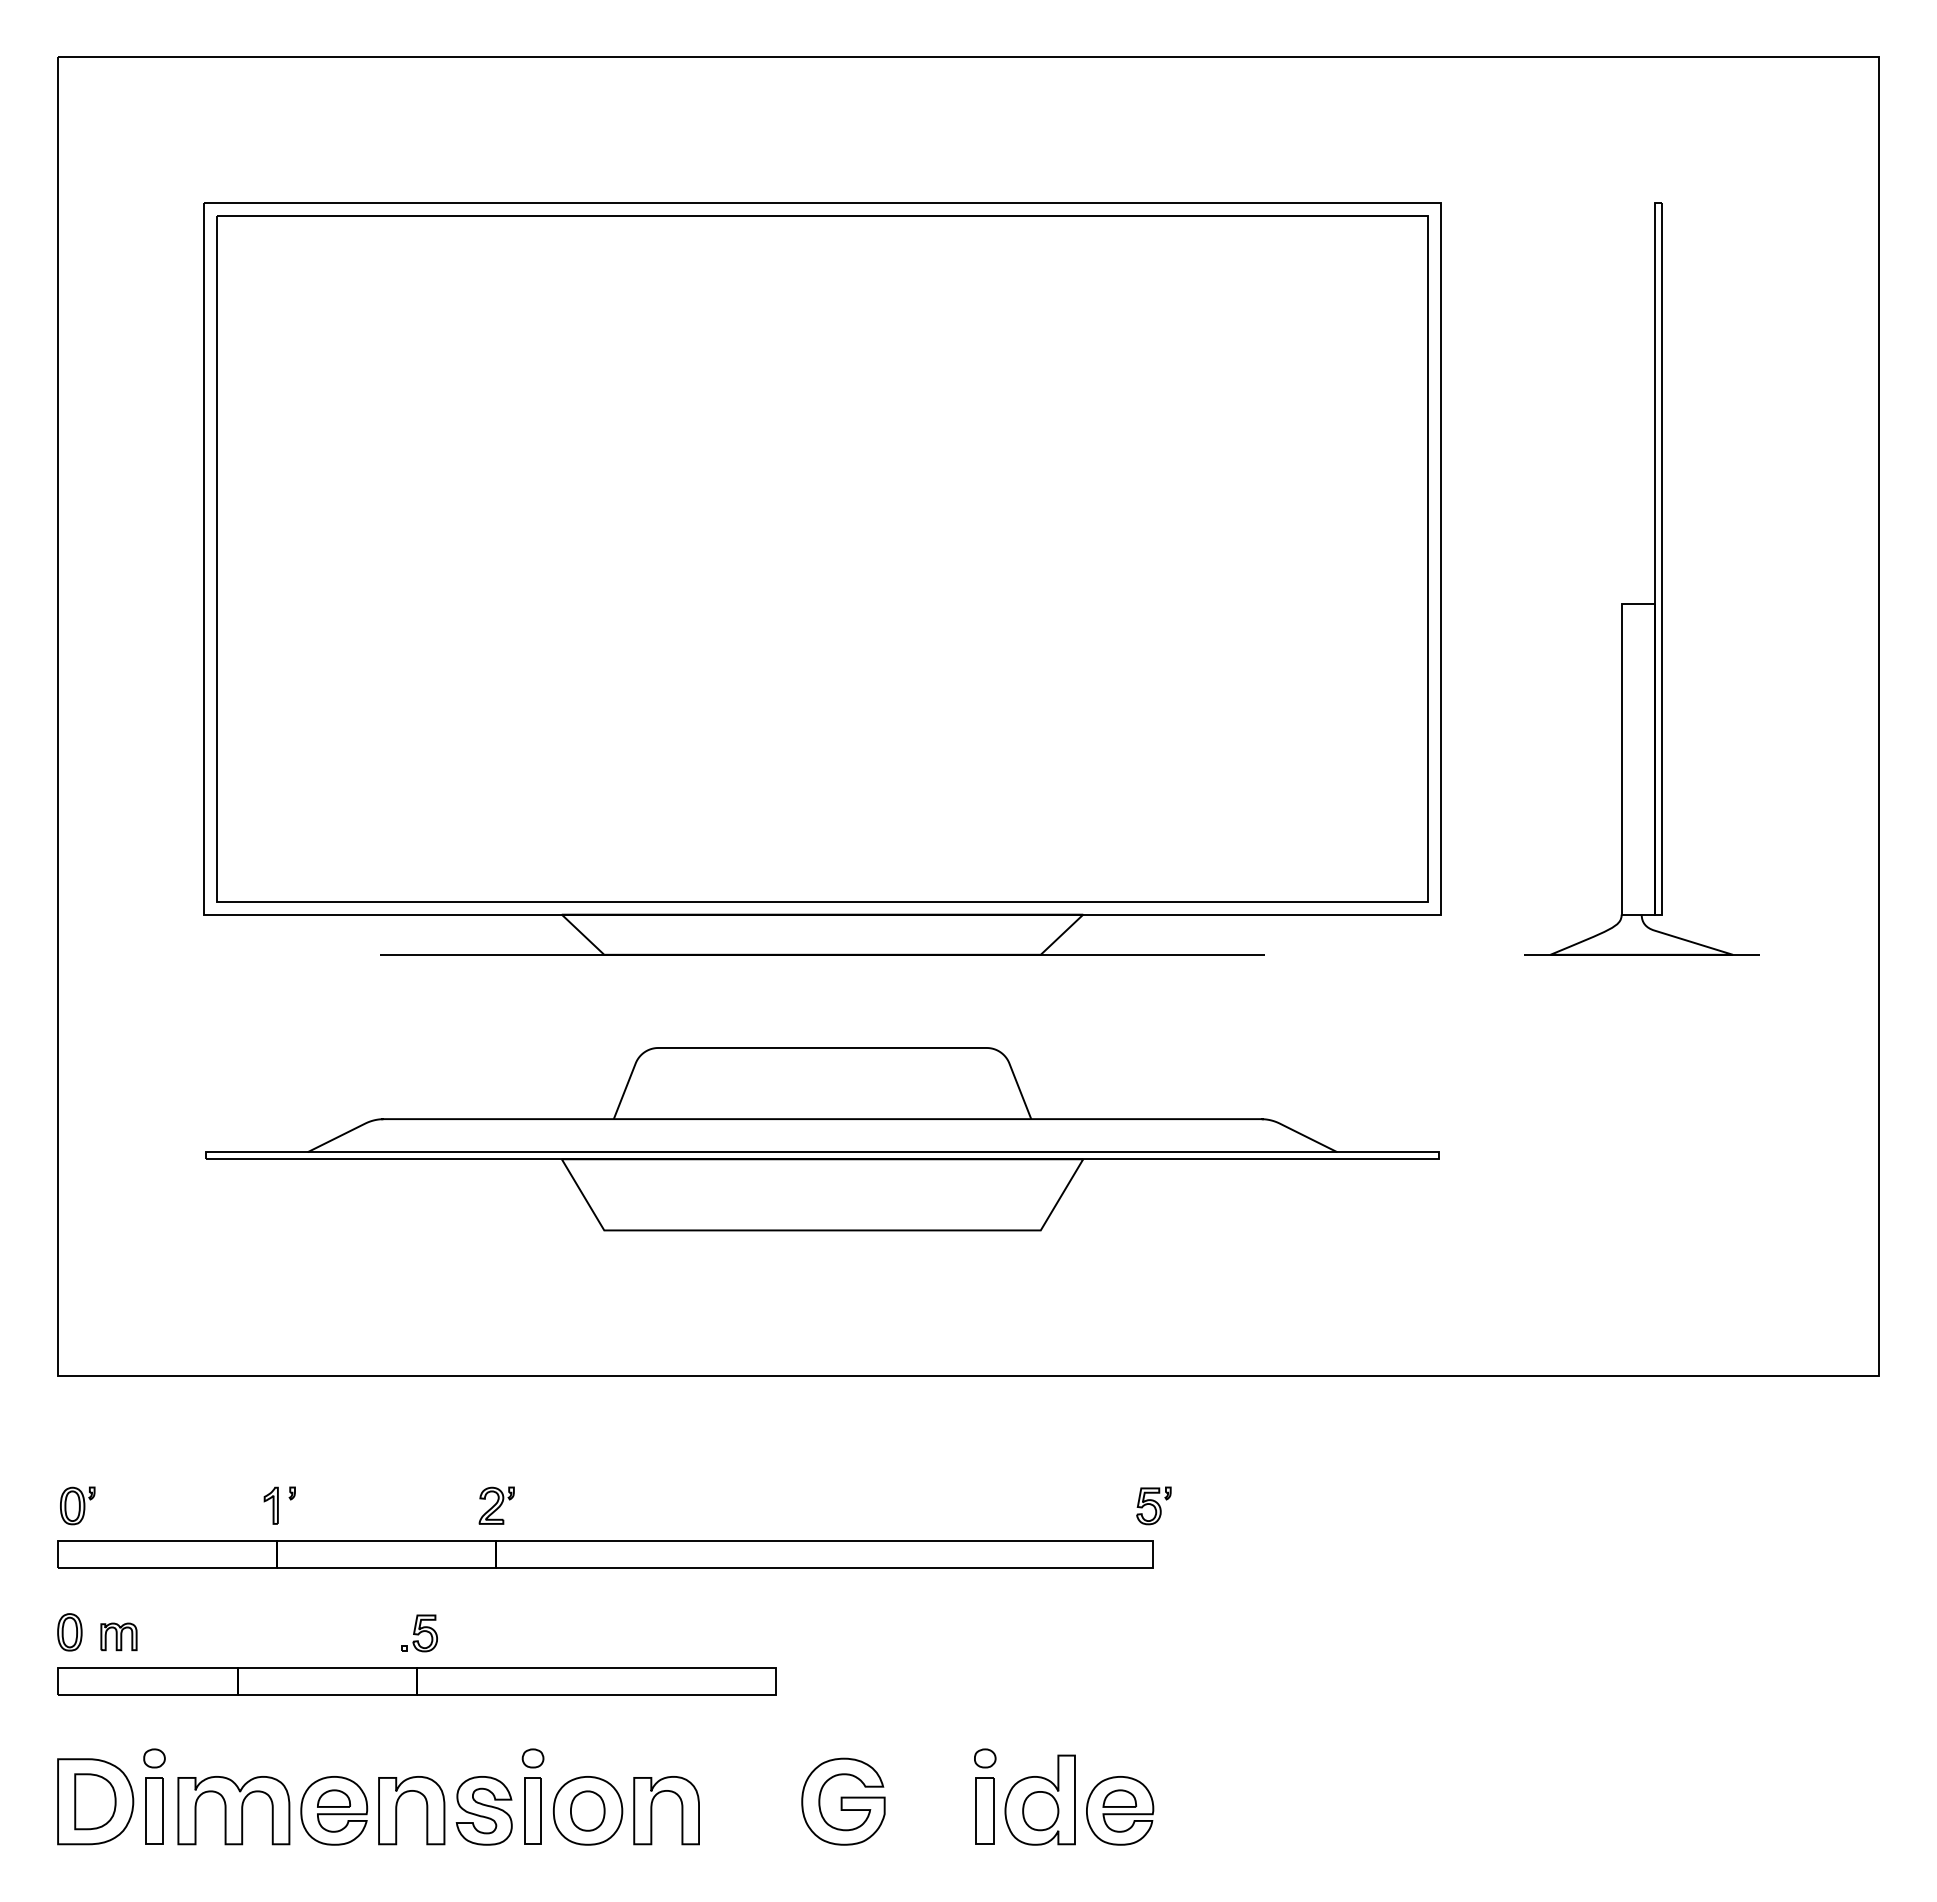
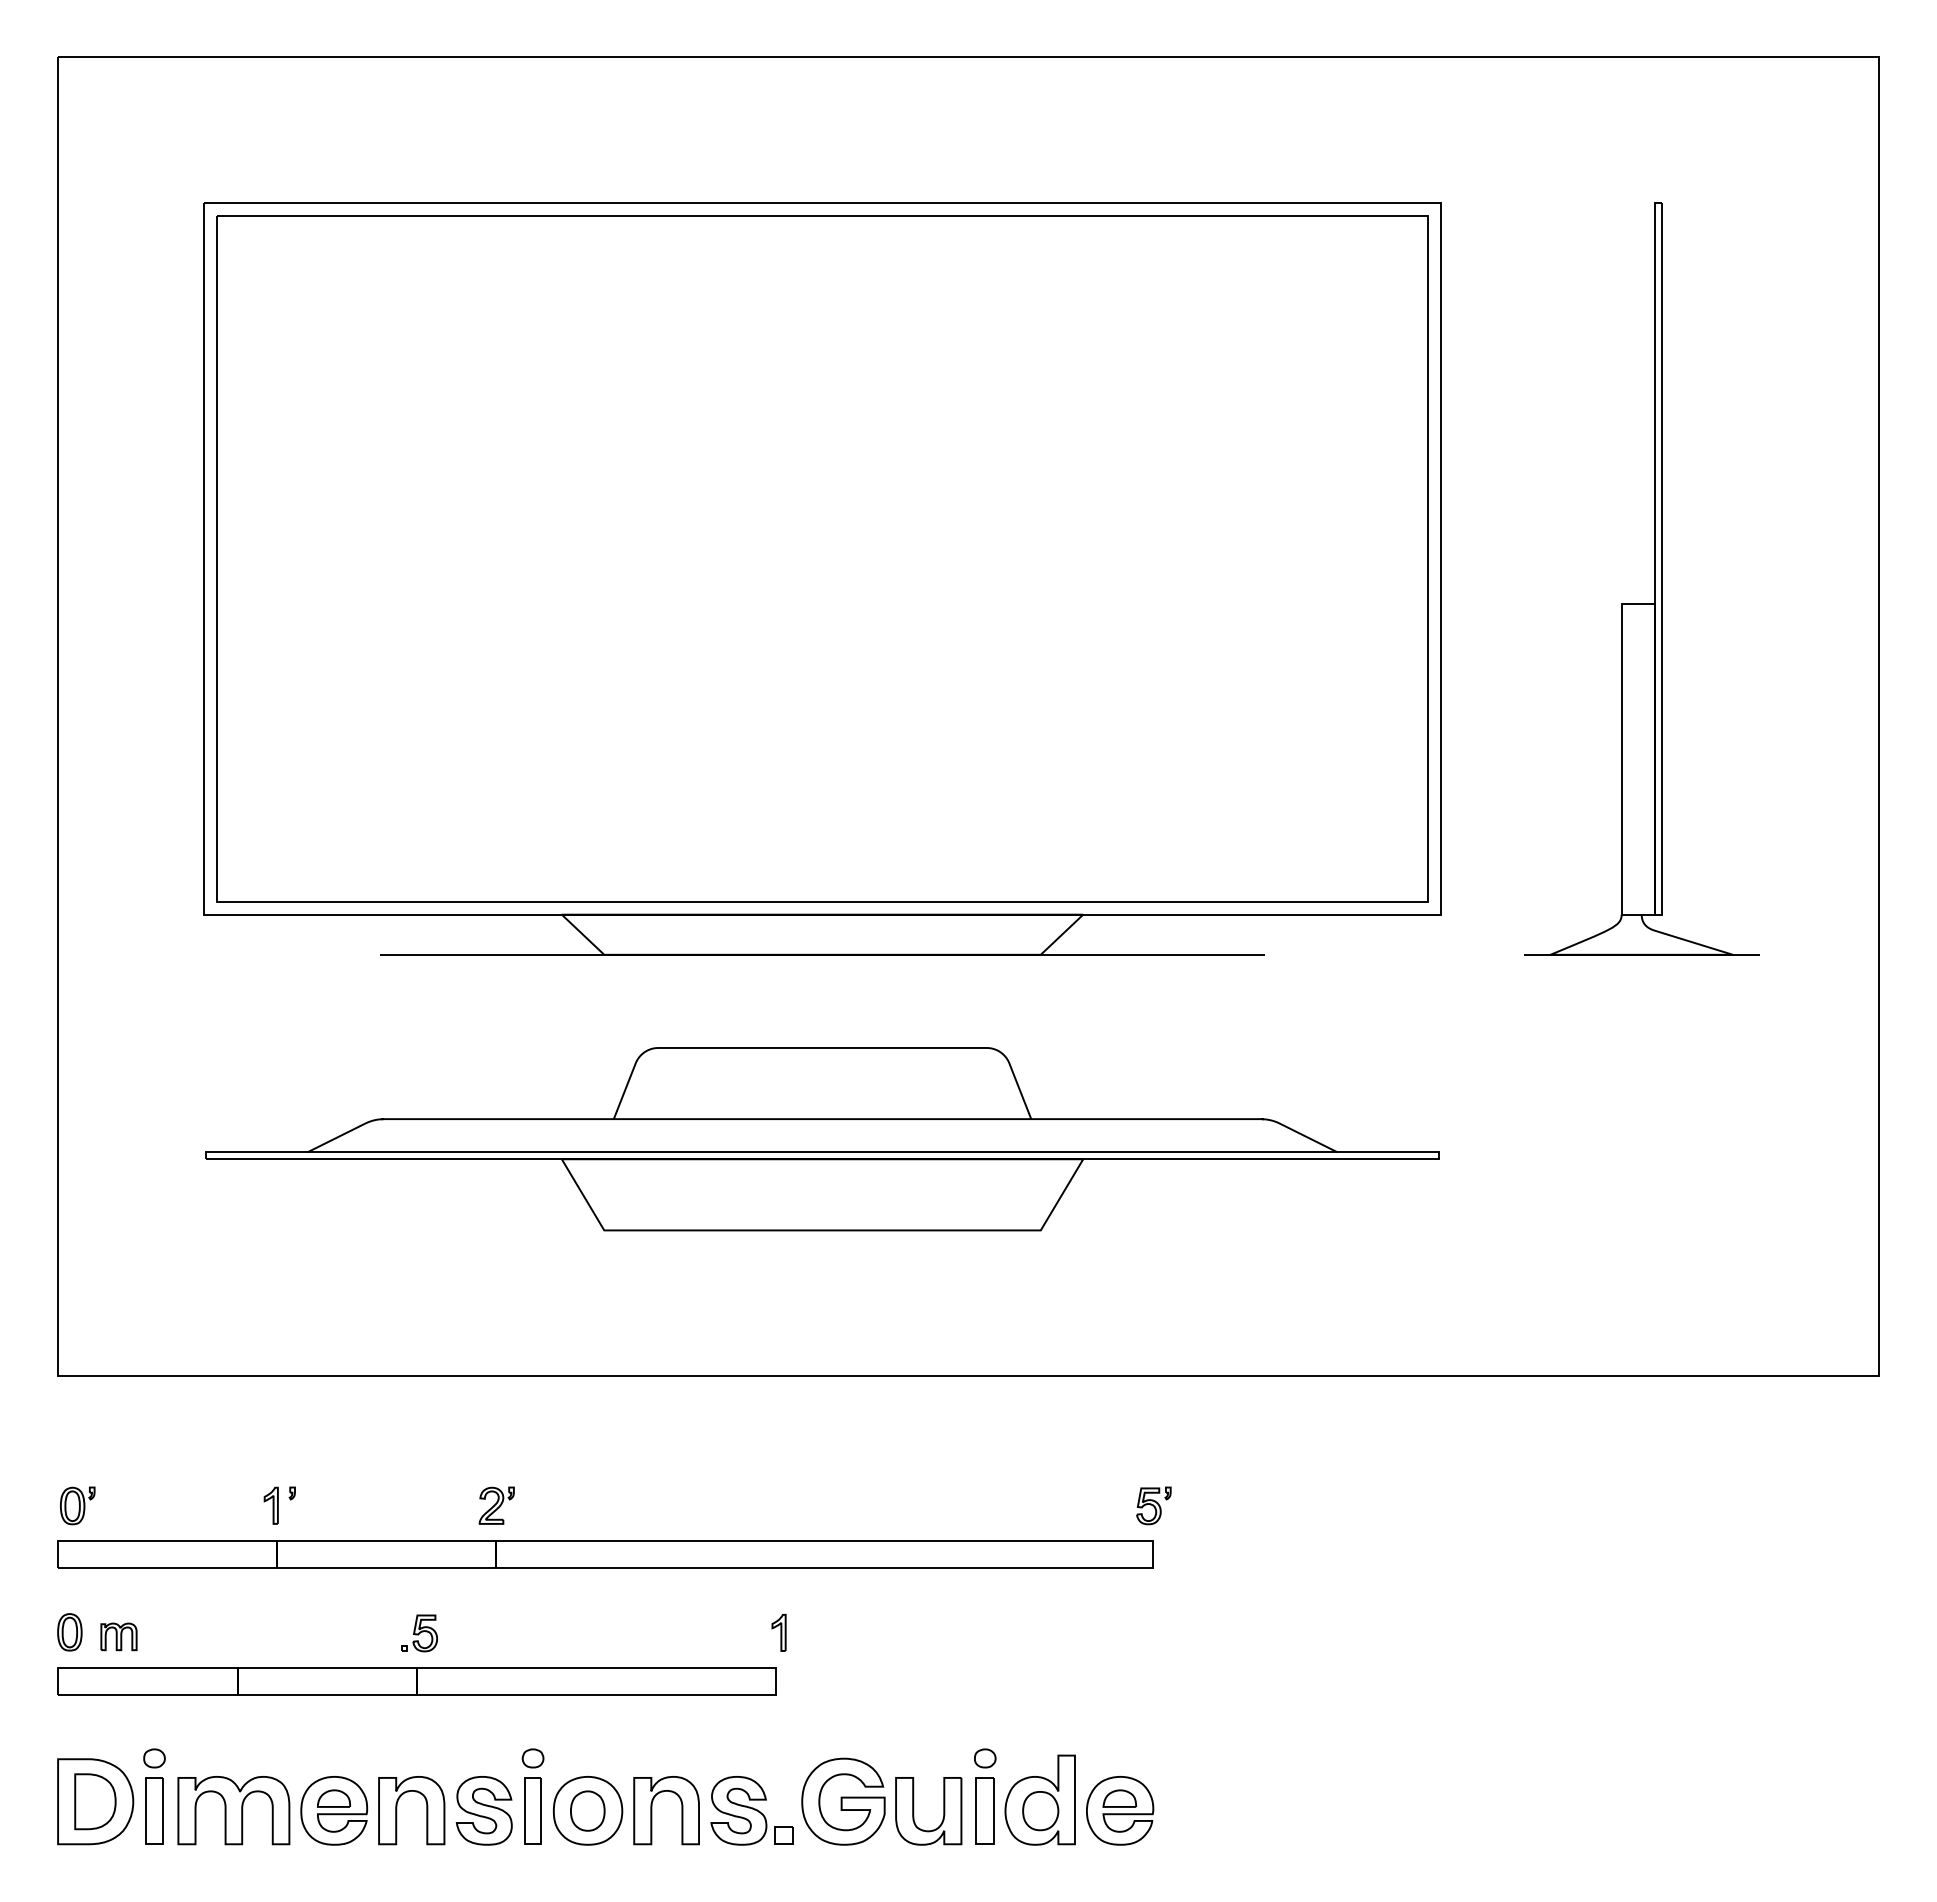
part: none -> present (778, 1632)
part: none -> present (751, 1810)
part: none -> present (914, 1811)
